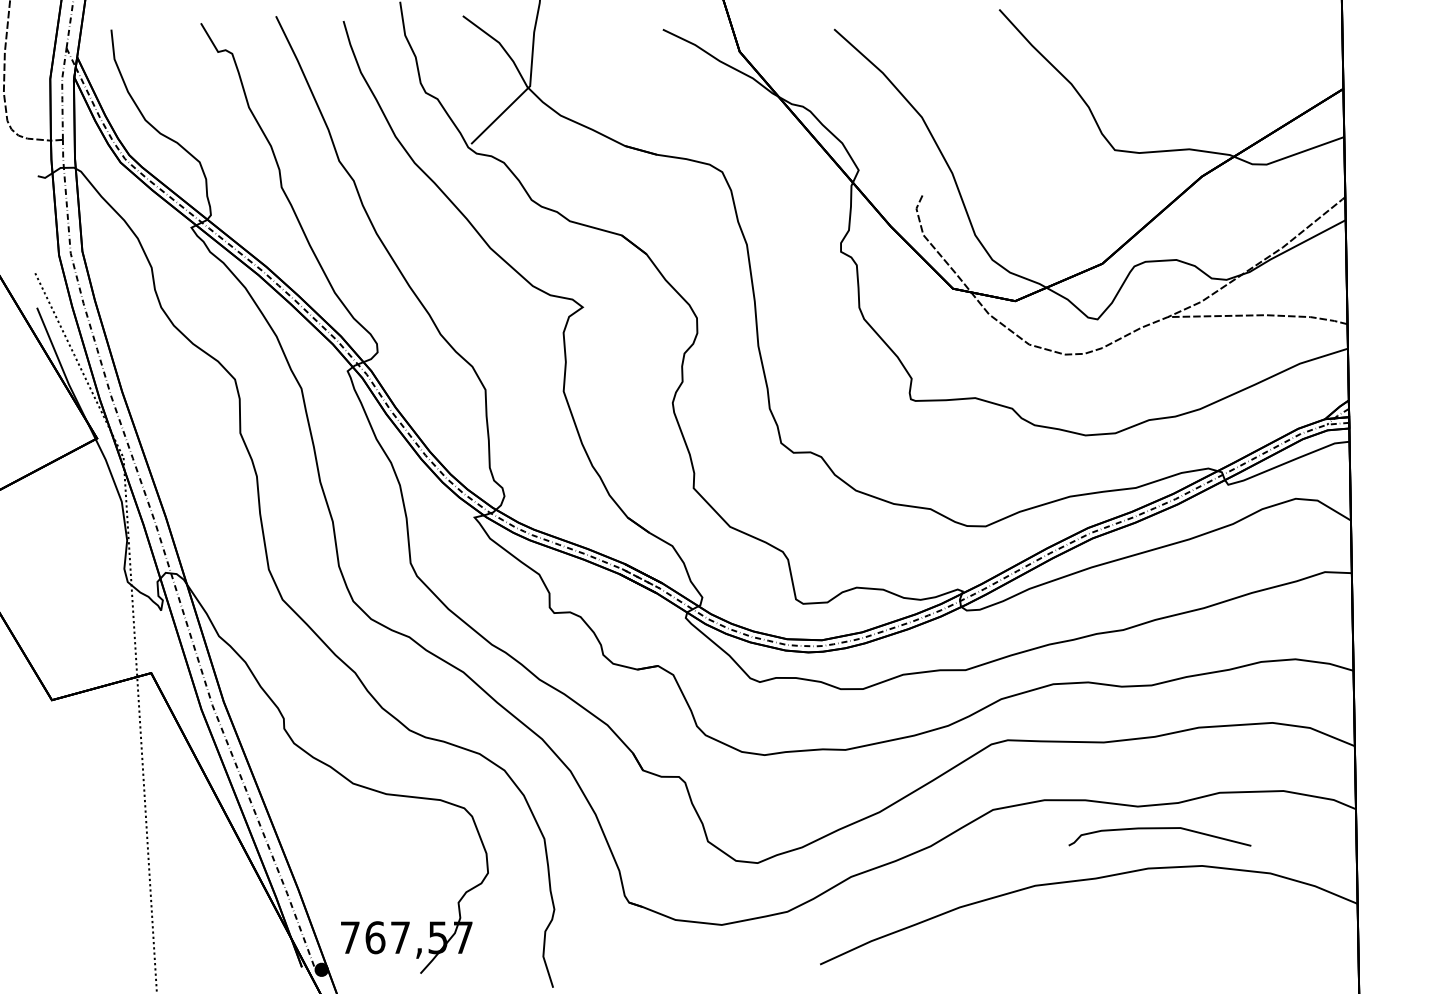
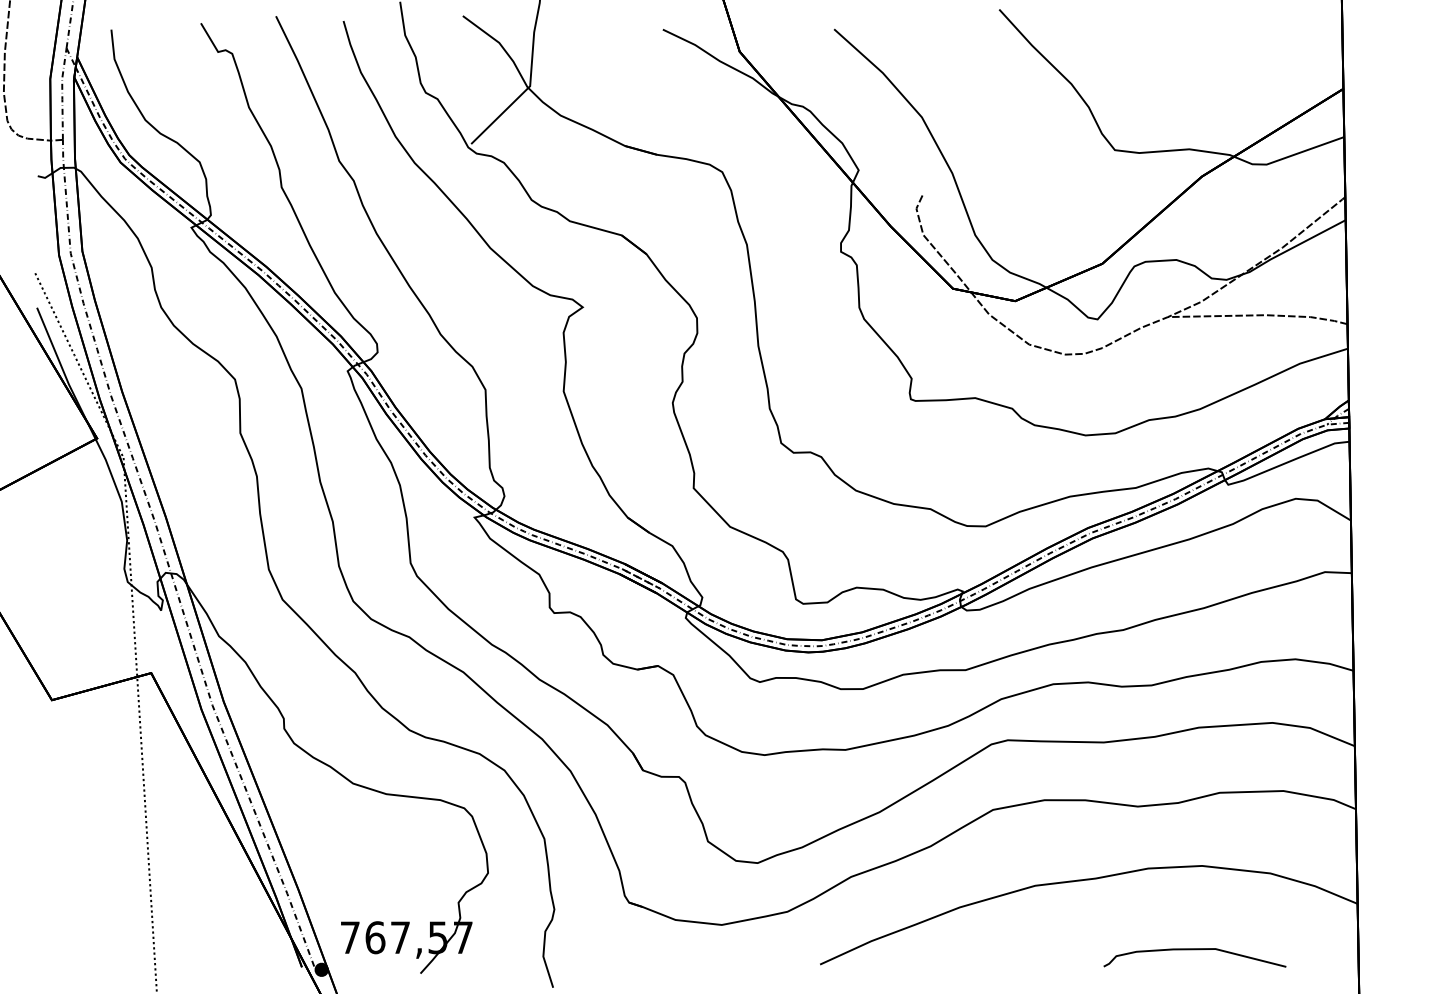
curve position: (1159, 829) -> (1194, 950) (1194, 950)
